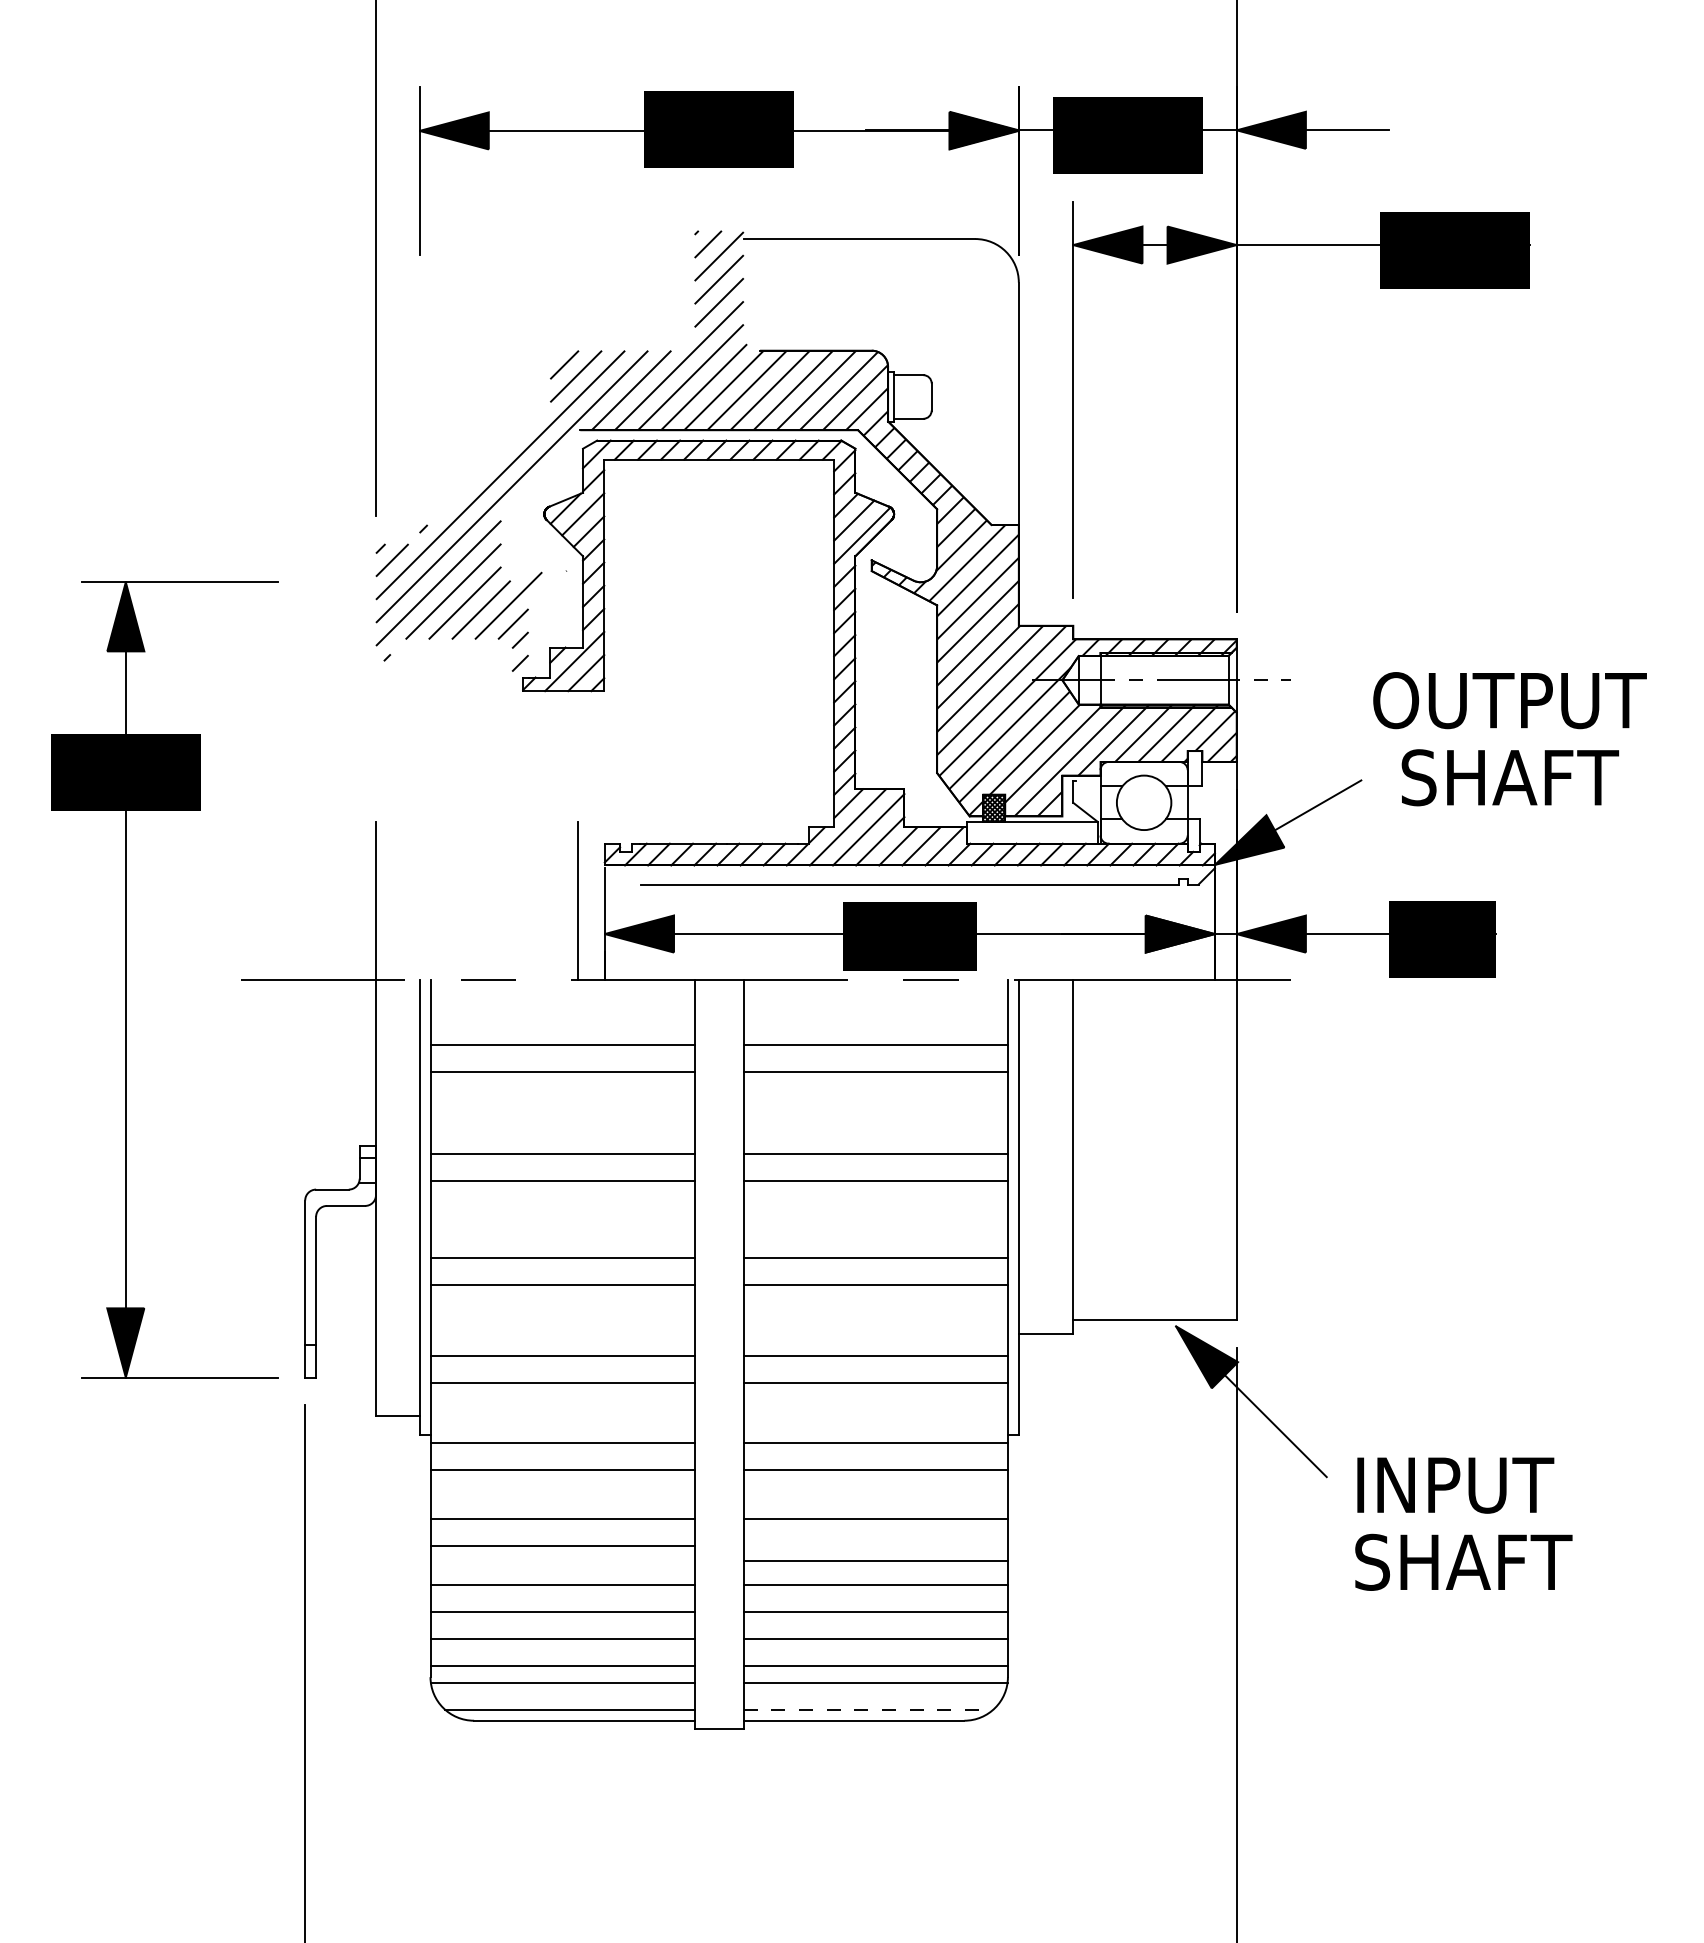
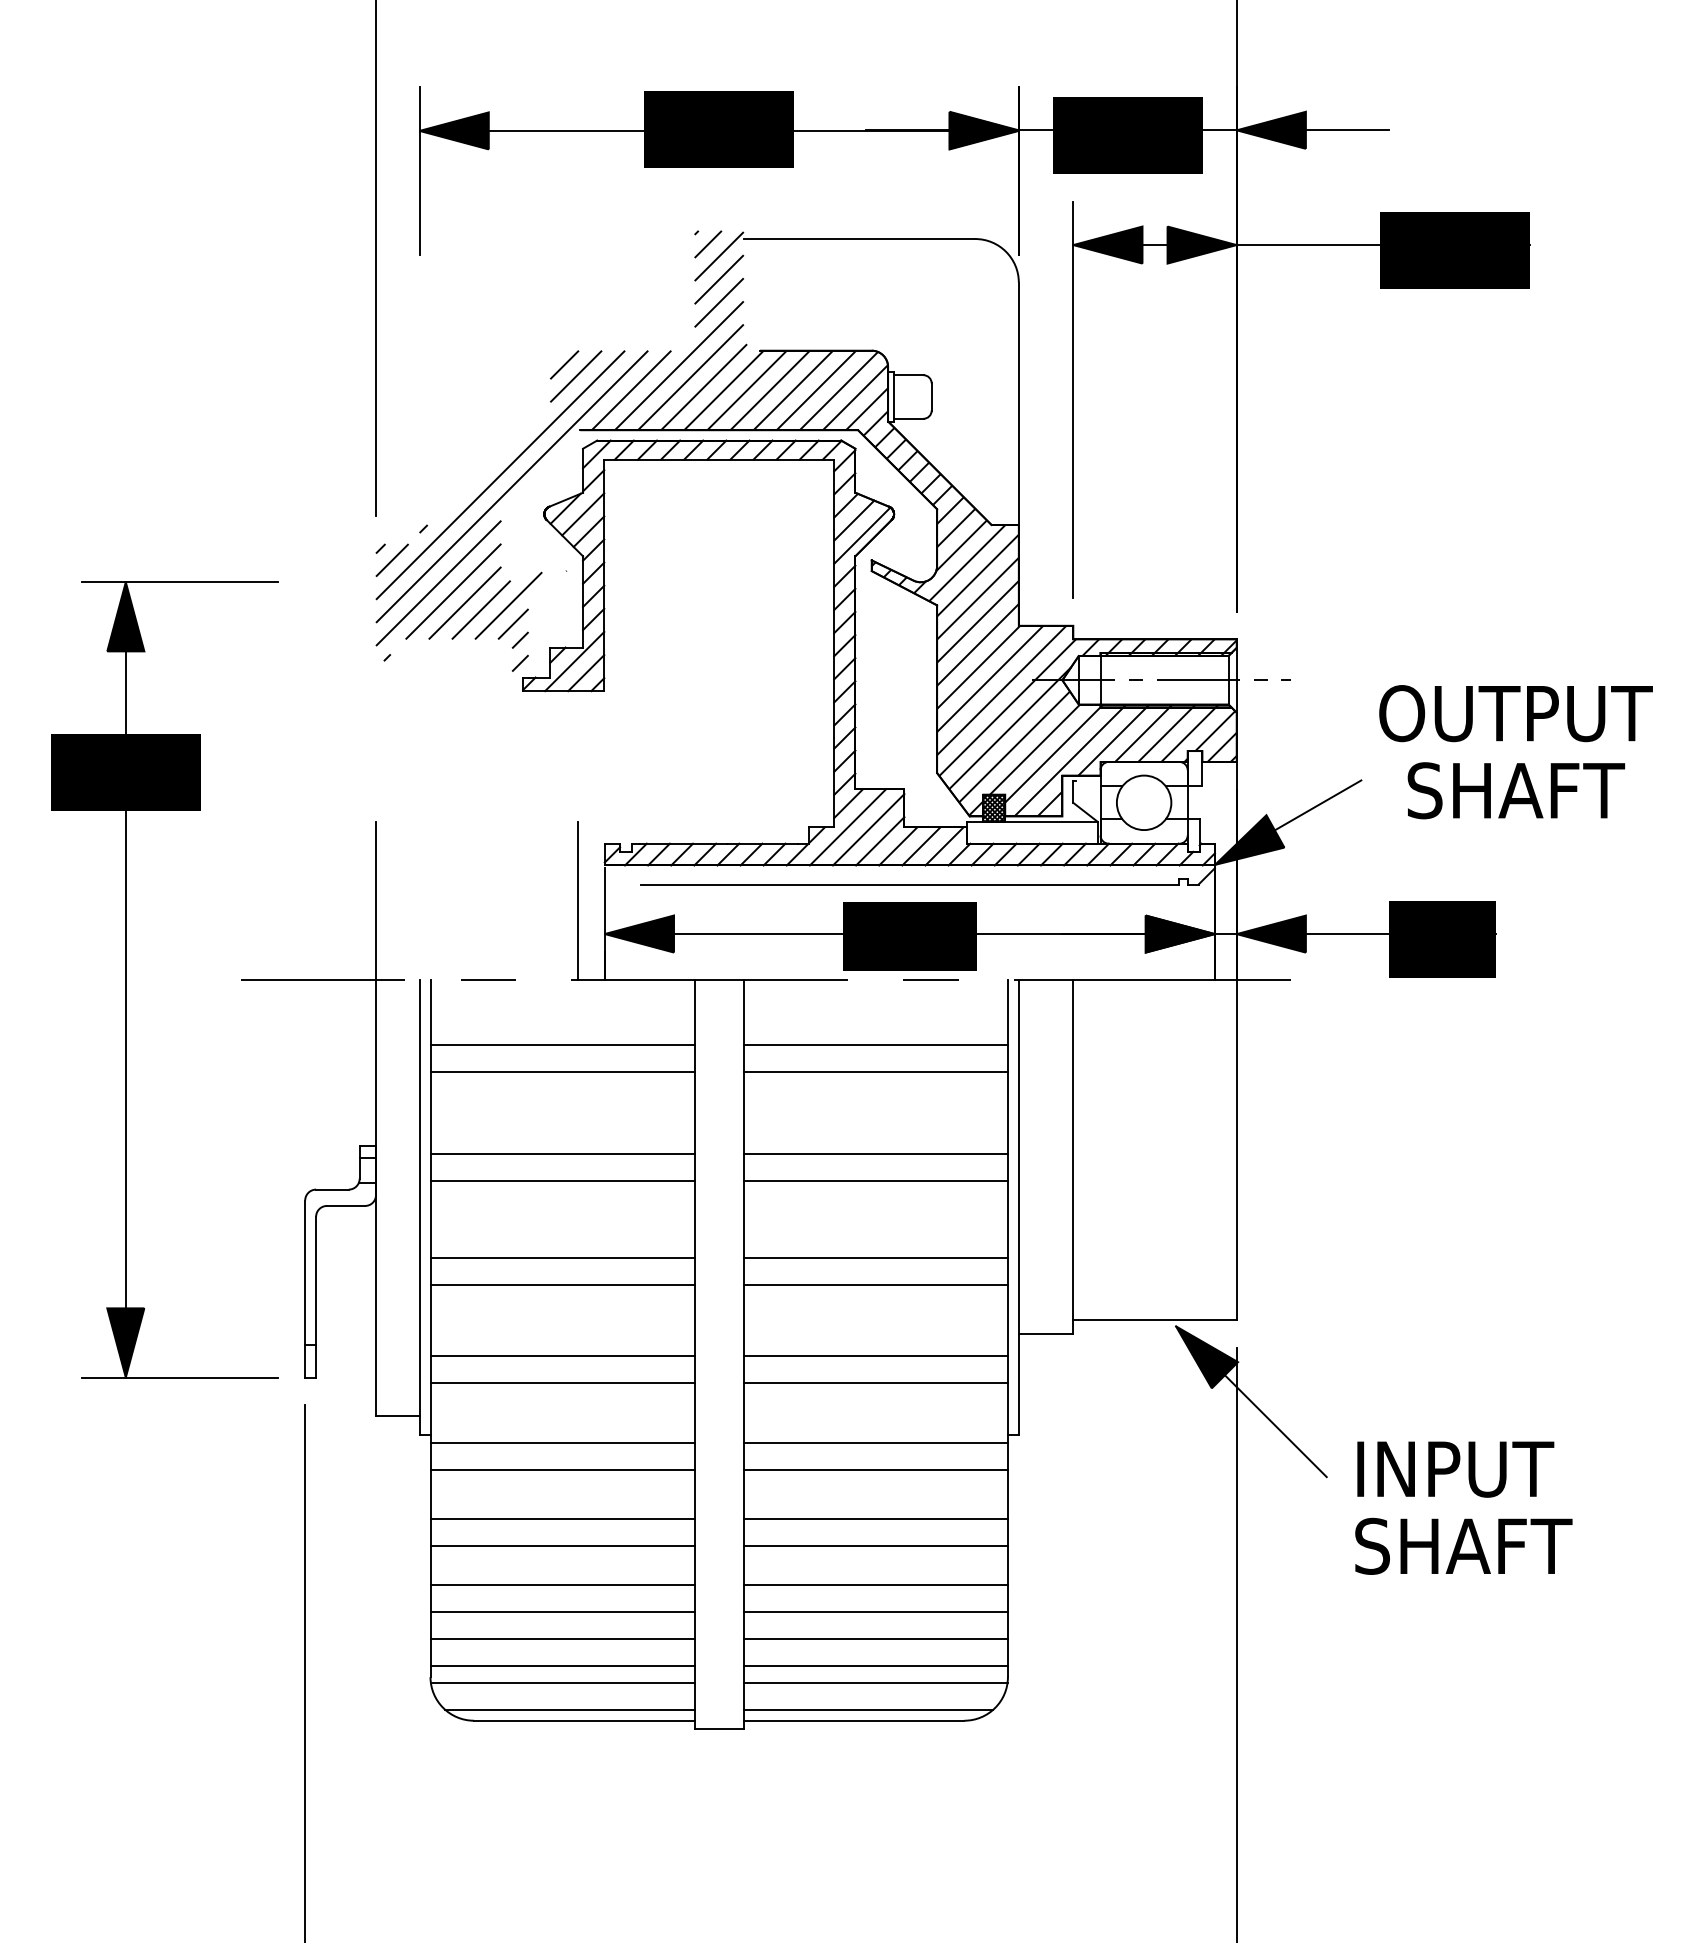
text position: (1509, 739) -> (1515, 752) (1515, 752)
text position: (1463, 1523) -> (1463, 1507) (1463, 1507)
line position: (875, 1561) -> (875, 1546) (875, 1546)
line: dashed -> solid (868, 1709)
